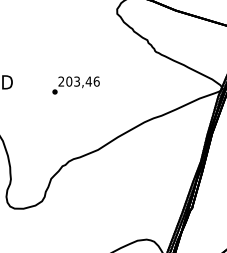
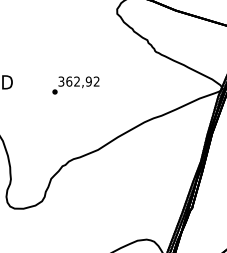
text: 203,46 -> 362,92 (78, 81)
